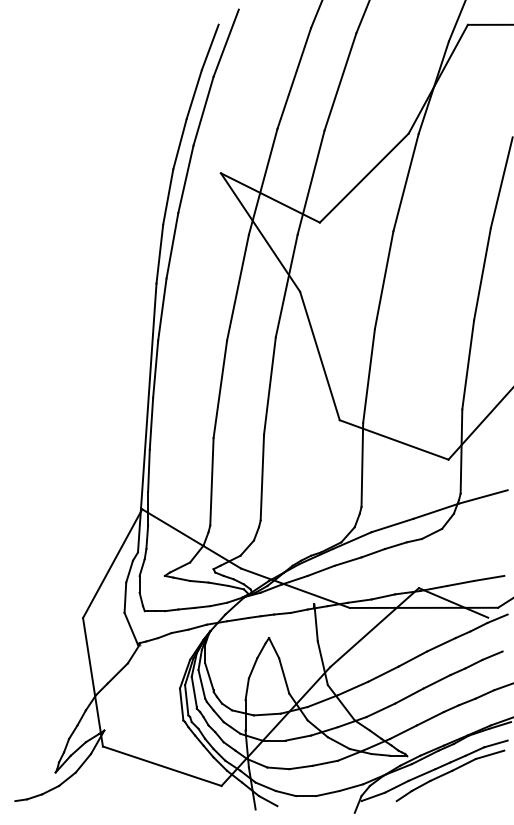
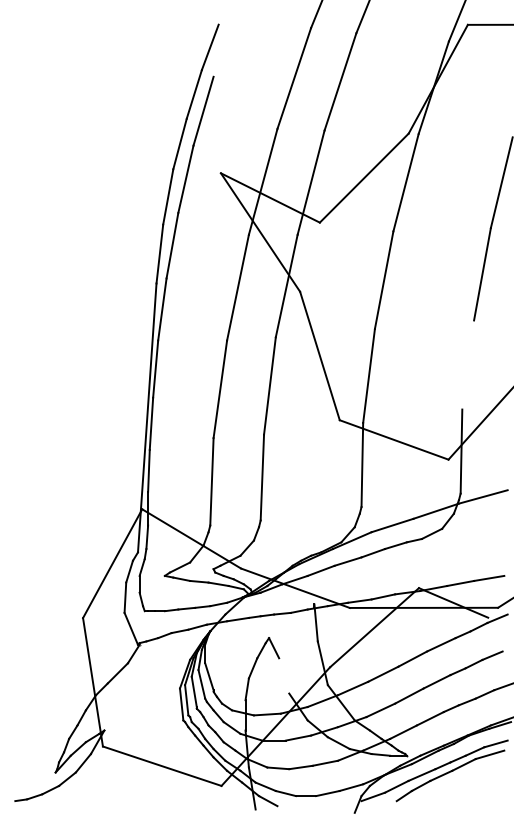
line: present -> none (225, 42)
line: present -> none (468, 364)
line: present -> none (284, 675)
